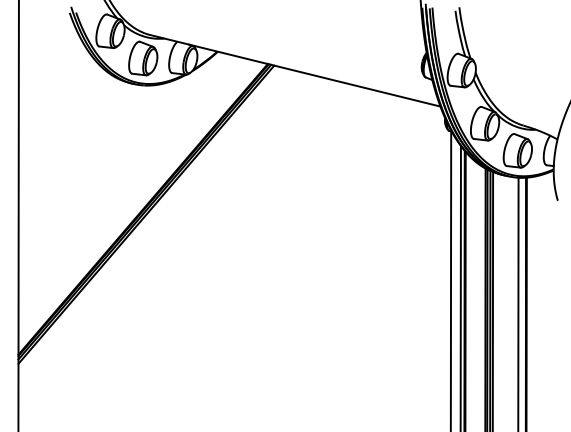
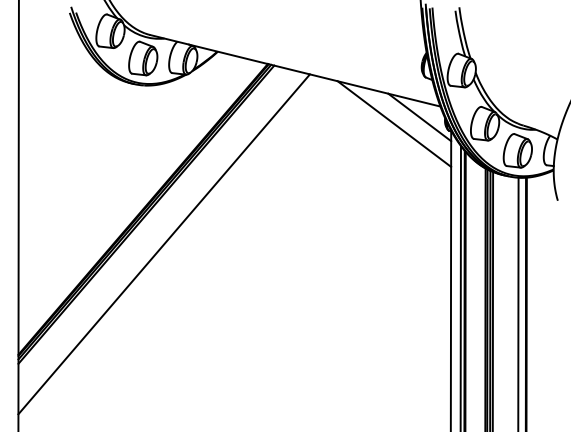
line: none -> present (419, 117)
line: none -> present (394, 123)
line: none -> present (163, 244)
